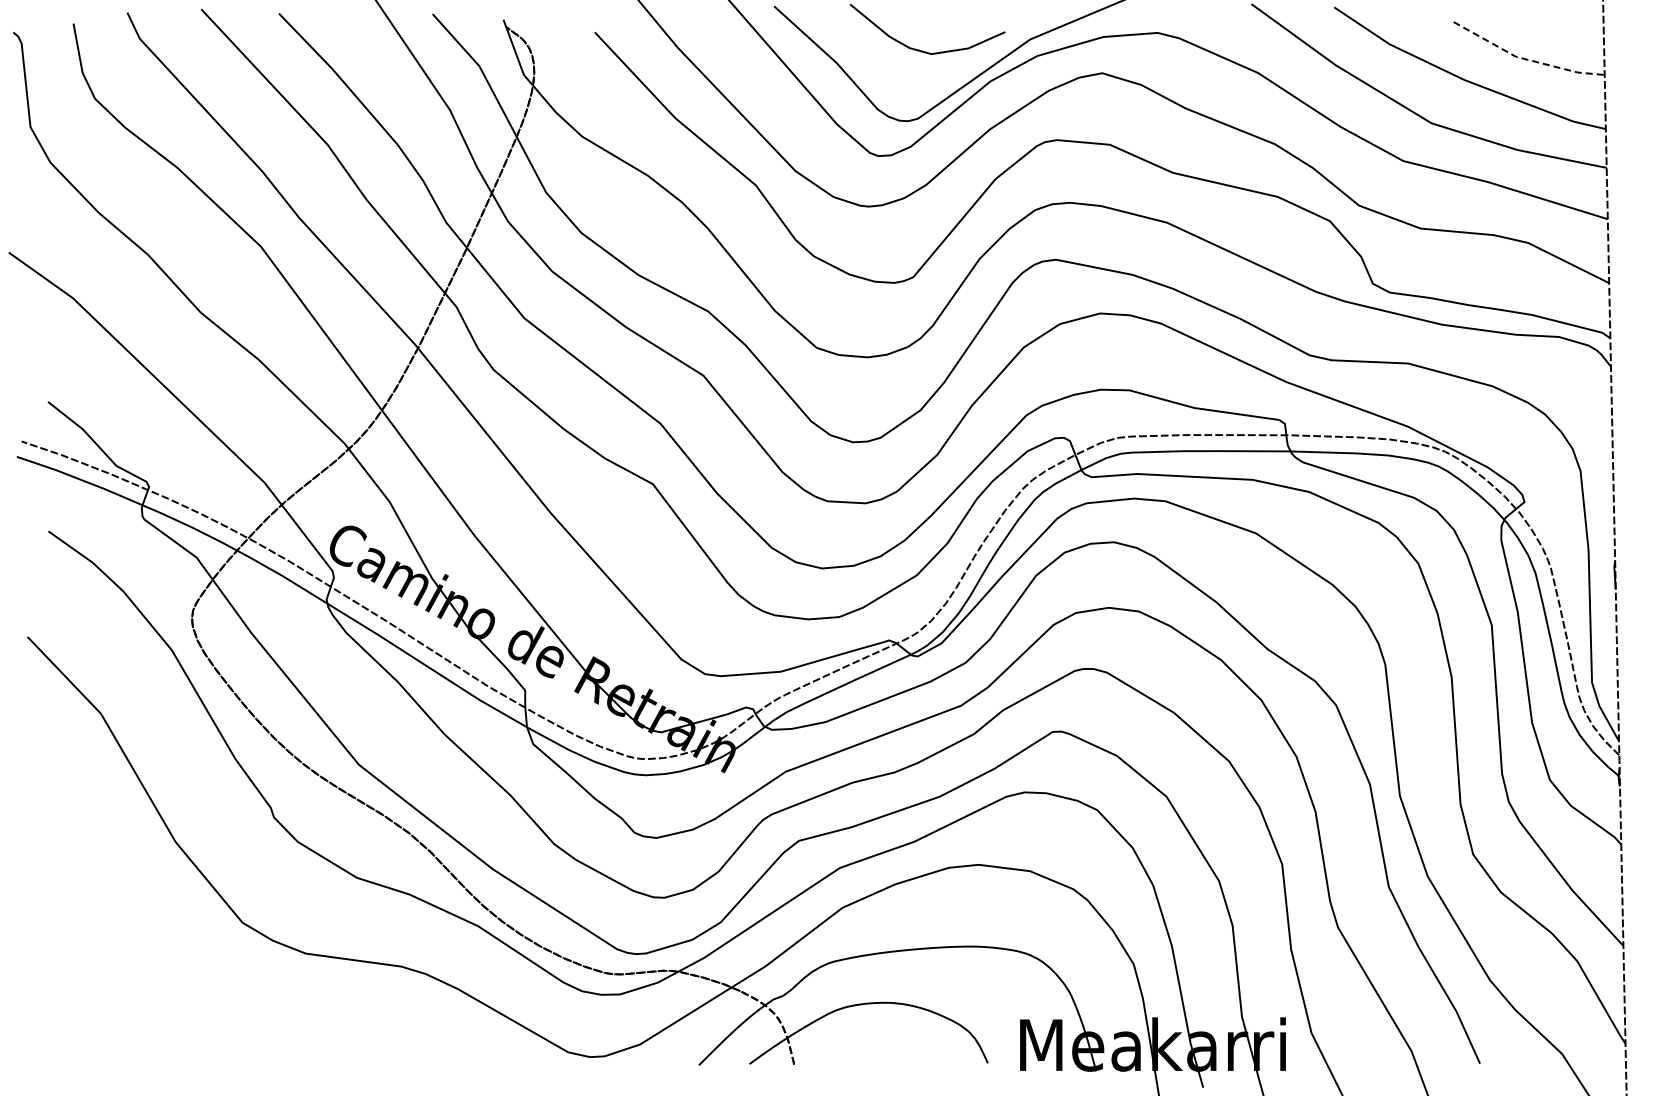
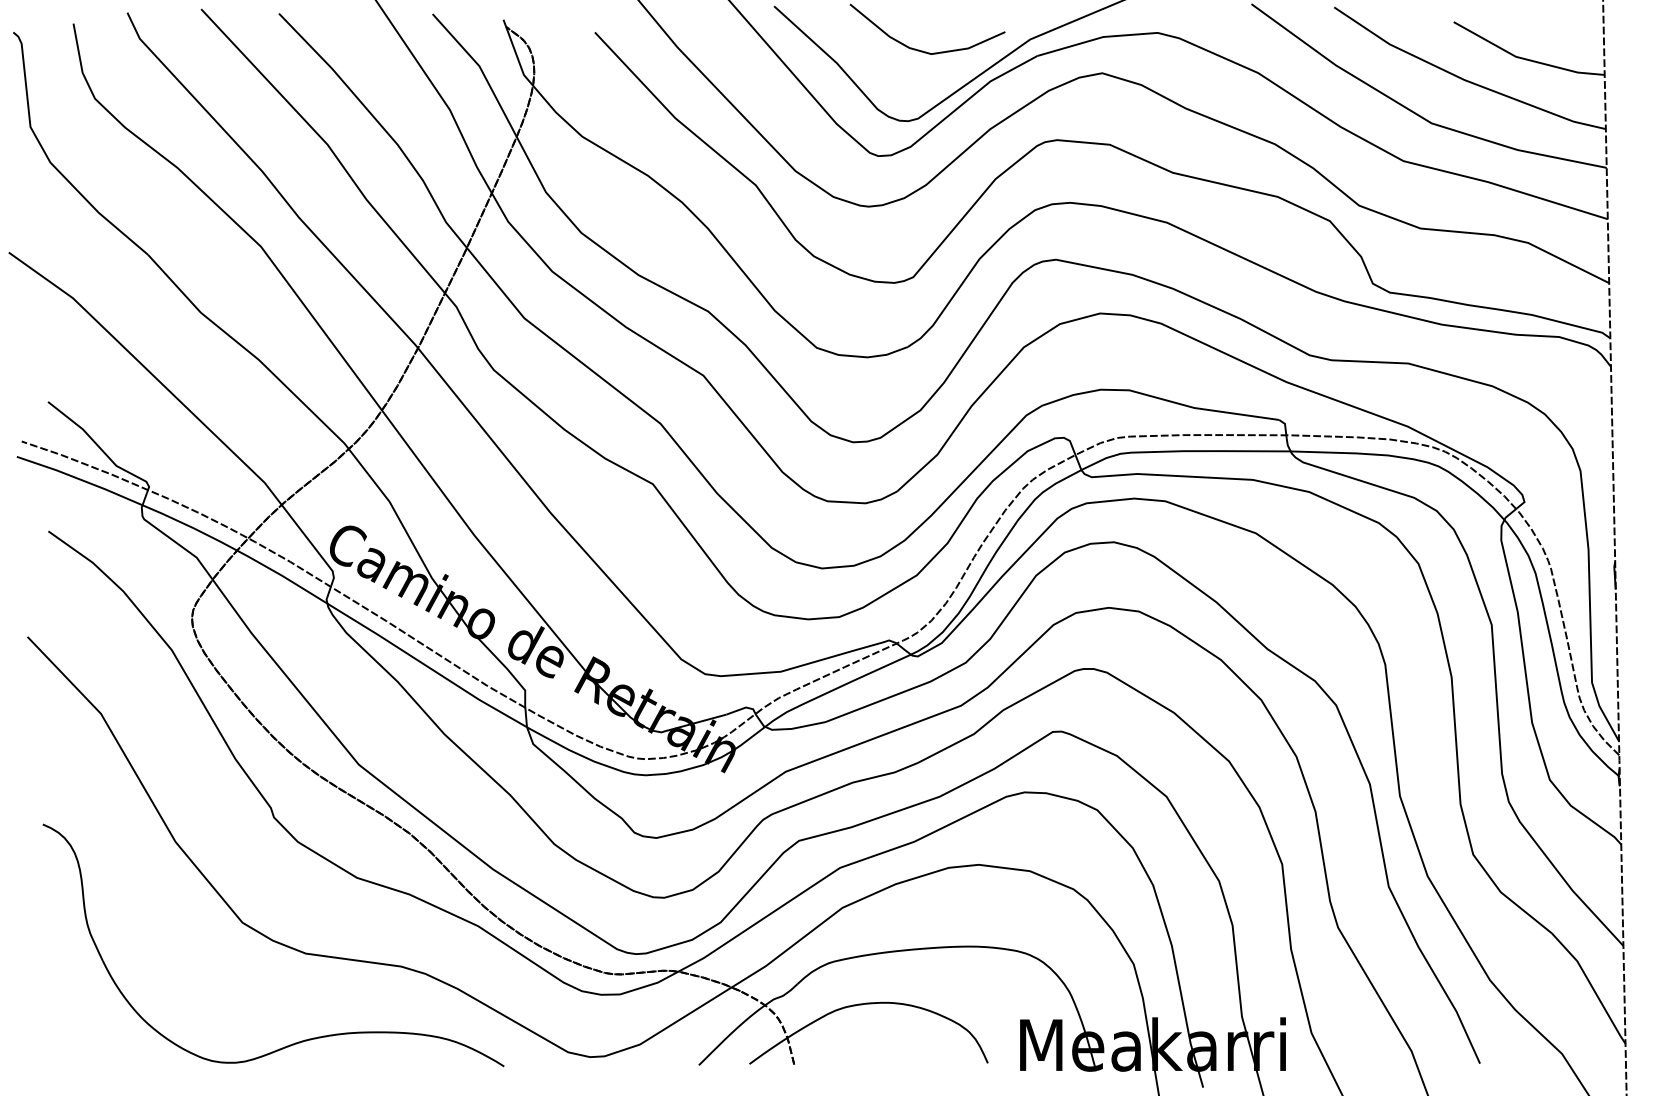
line: dashed -> solid (1525, 59)
part: none -> present (301, 1040)
